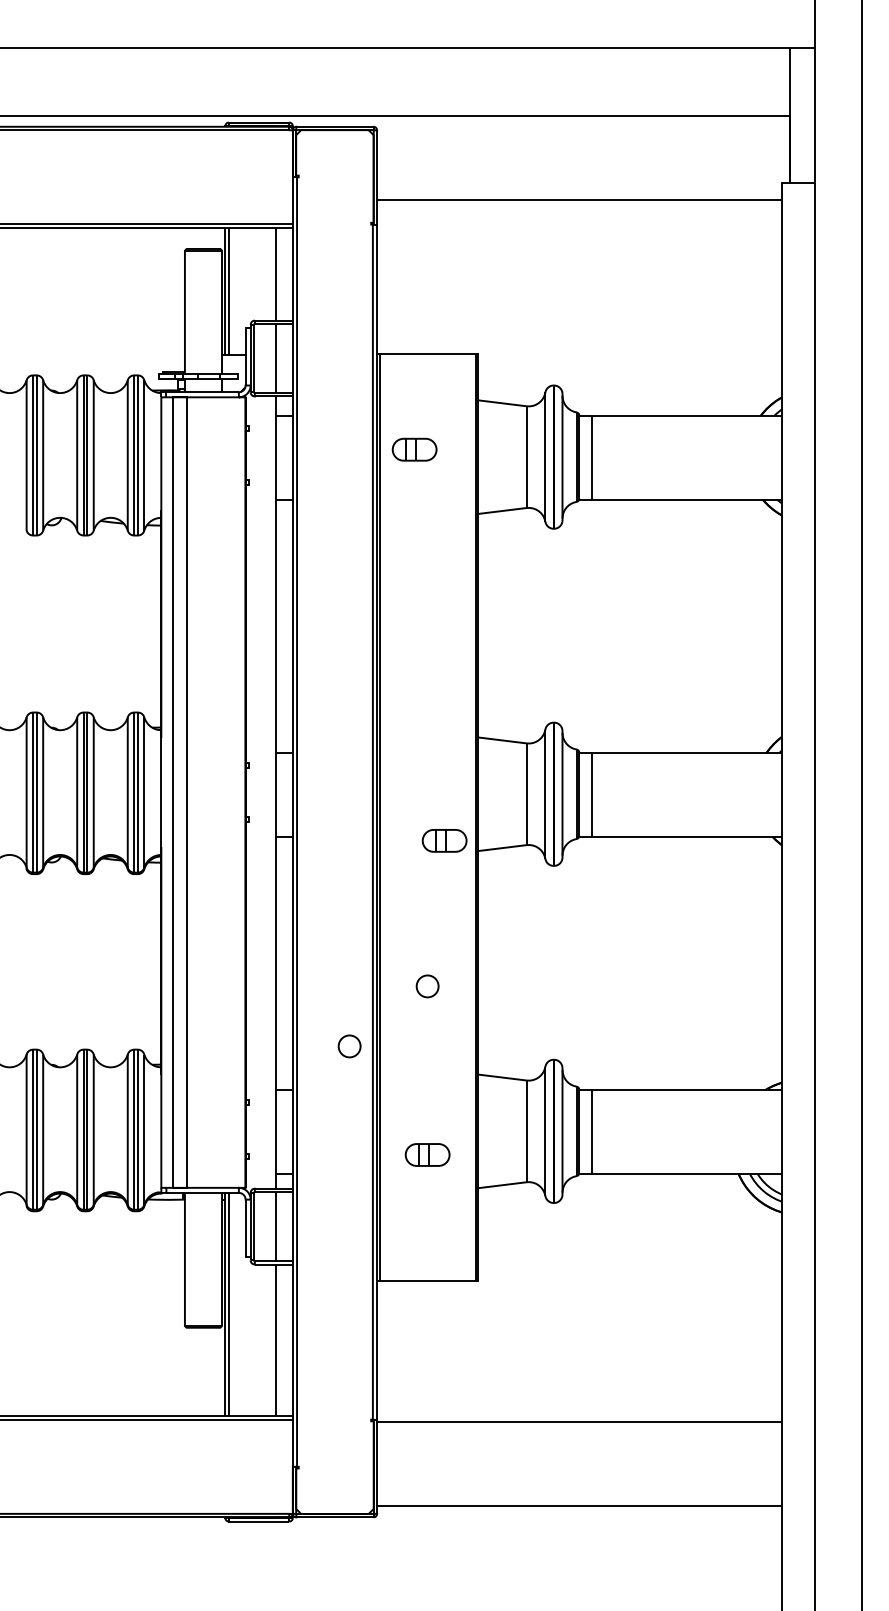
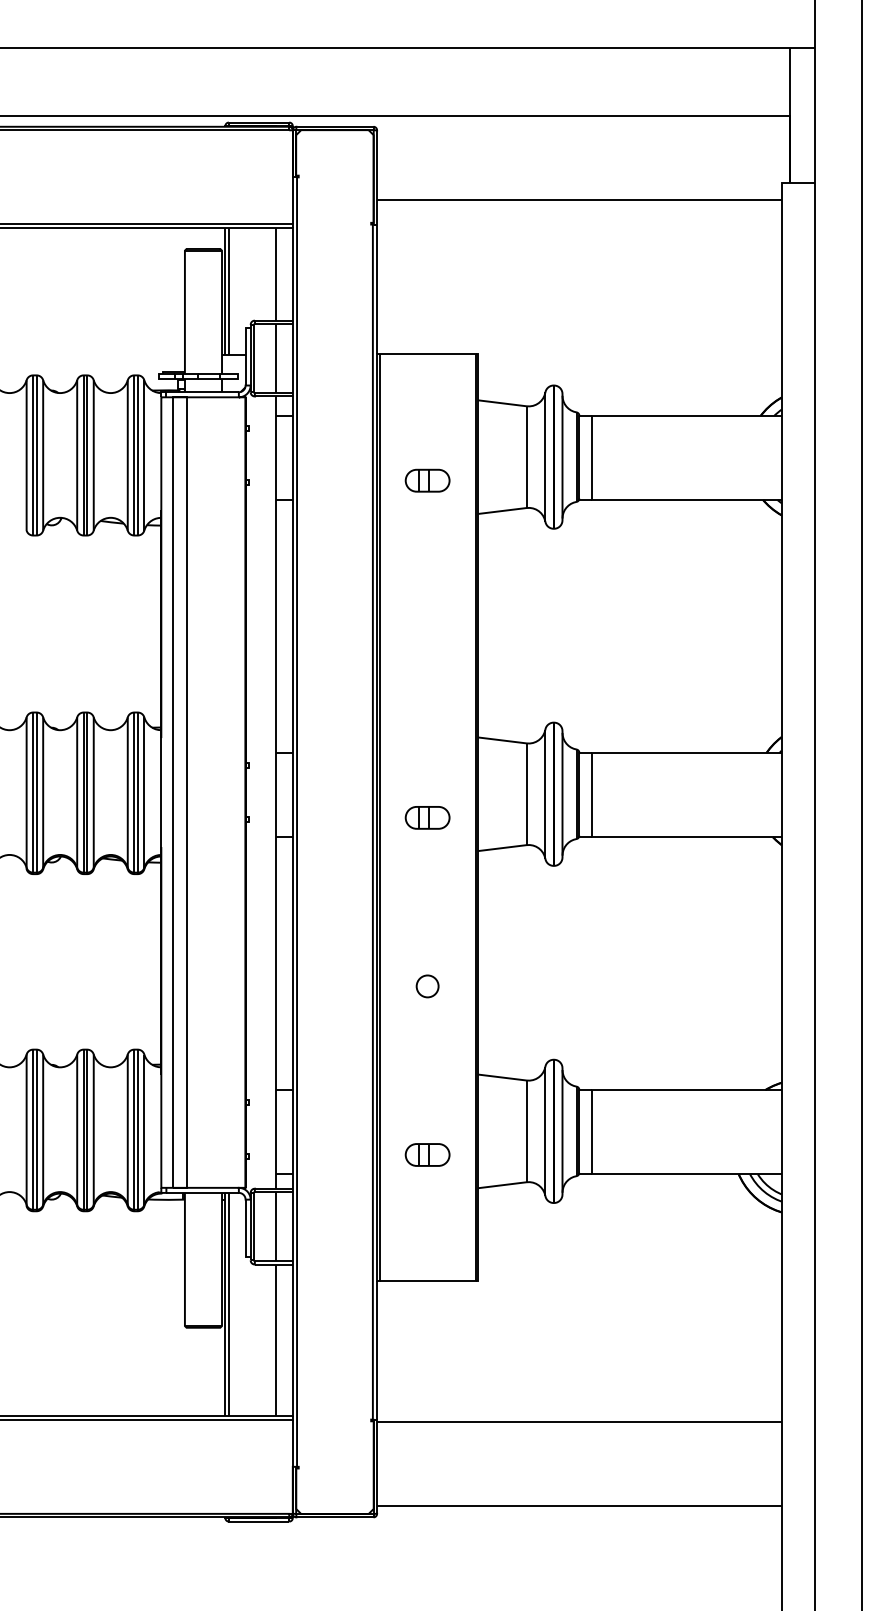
part position: (414, 449) -> (427, 480) (427, 480)
part position: (444, 840) -> (427, 817) (427, 817)
circle: present -> none (349, 1046)
